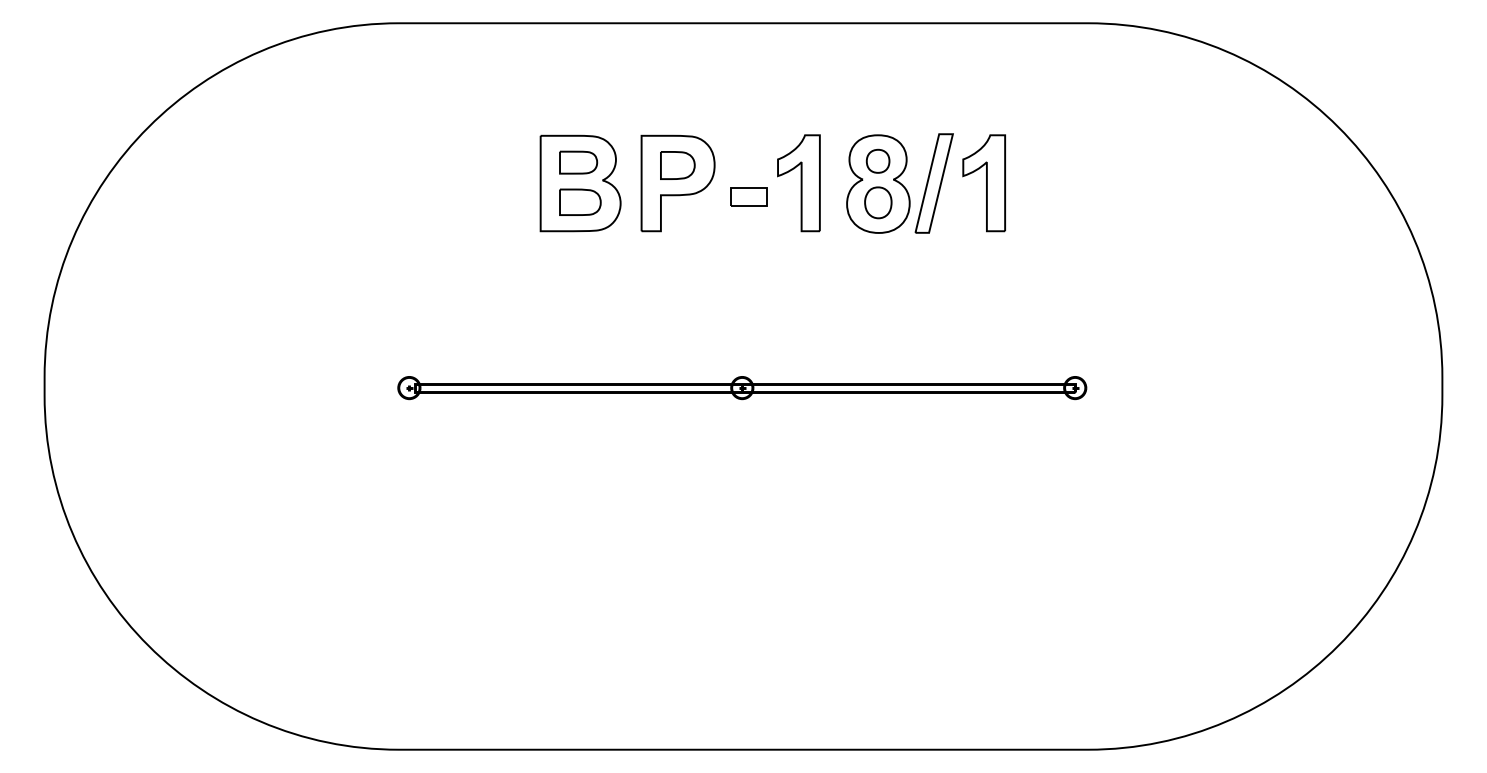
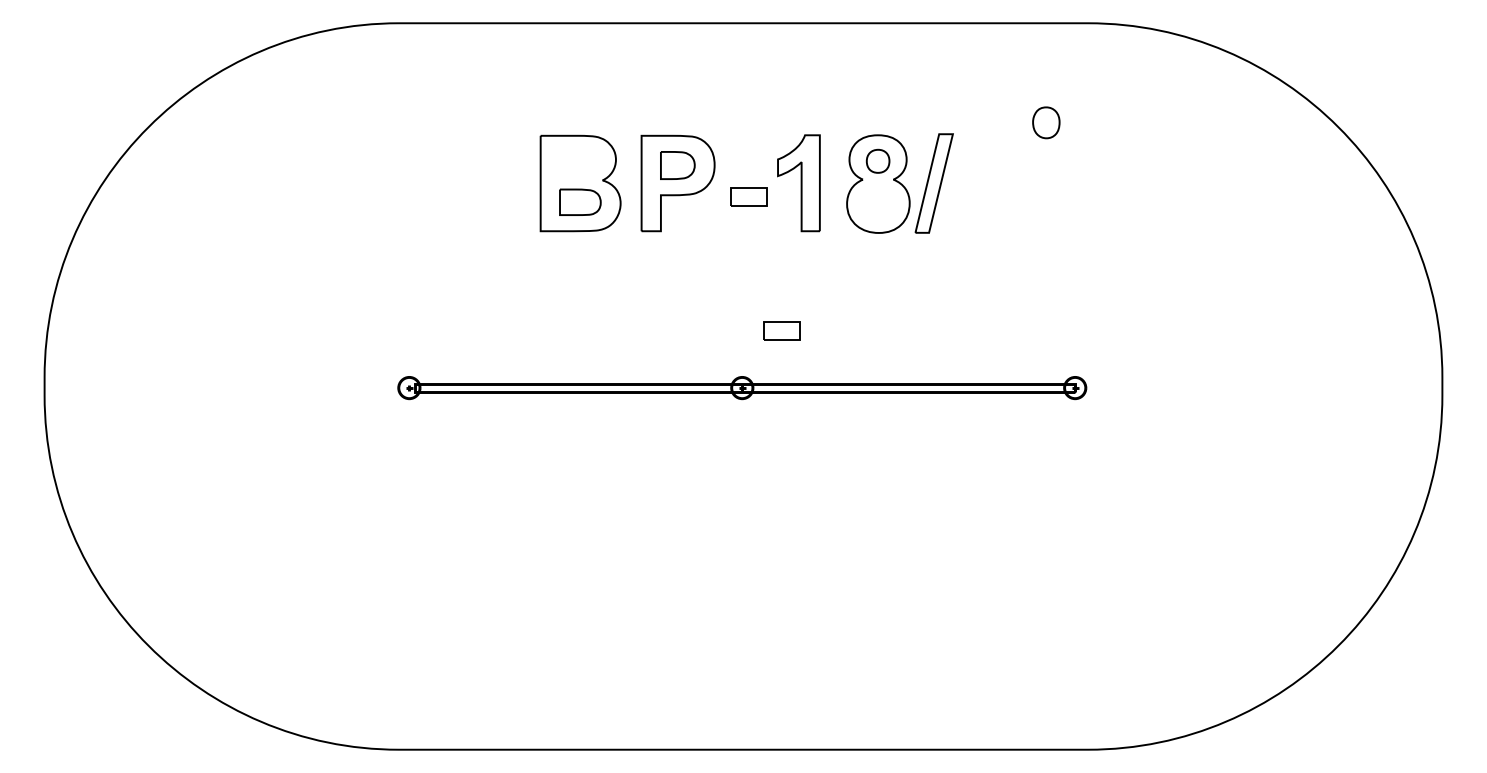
part: present -> none (578, 162)
part: present -> none (983, 183)
part position: (878, 202) -> (1046, 122) (1046, 122)
part: none -> present (781, 330)
